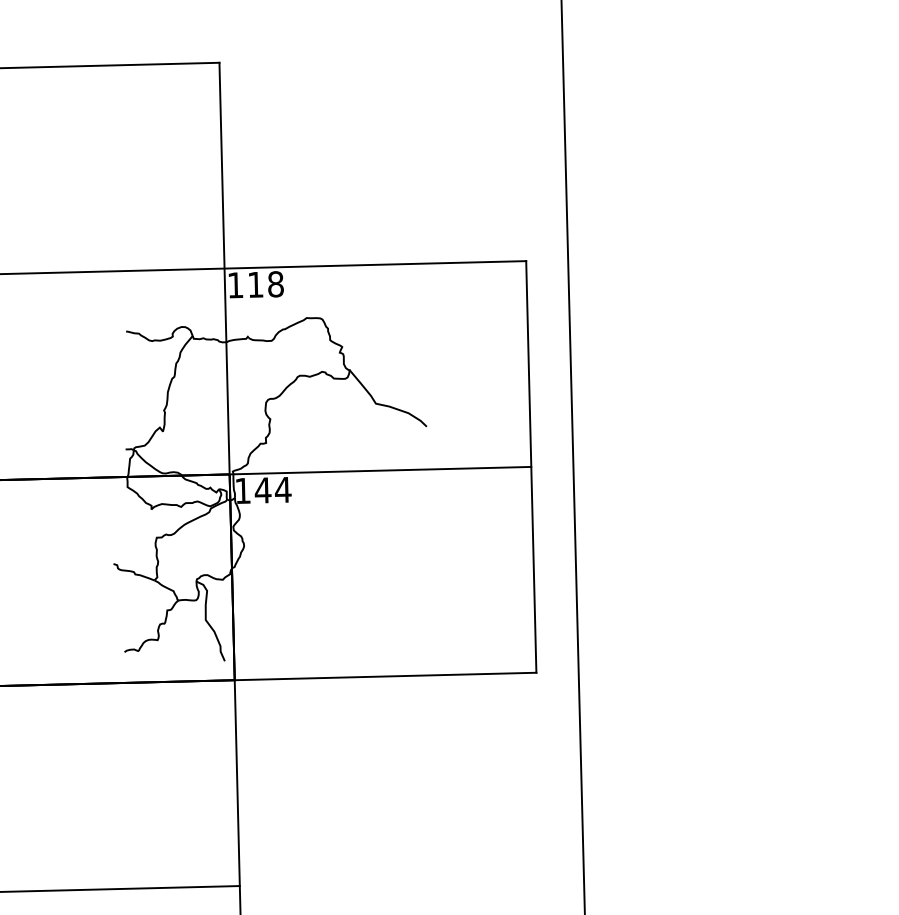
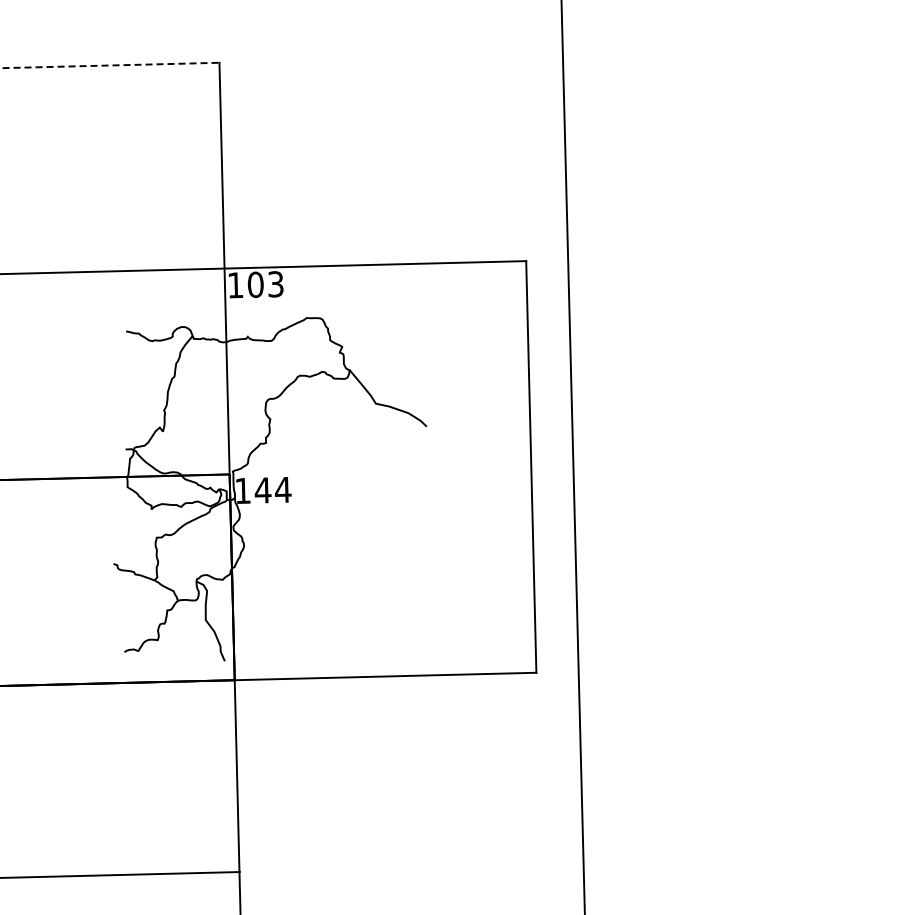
line: solid -> dashed (110, 65)
text: 118 -> 103 (265, 284)
line: present -> none (266, 473)
line position: (120, 888) -> (120, 874) (120, 874)
